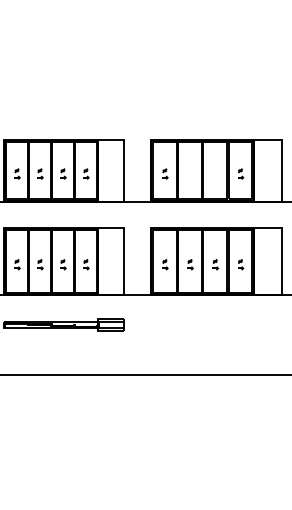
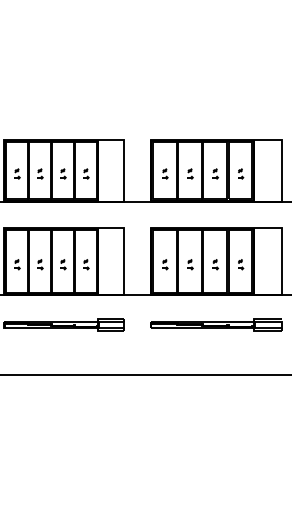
part: none -> present (190, 173)
part: none -> present (215, 173)
part: none -> present (216, 324)
